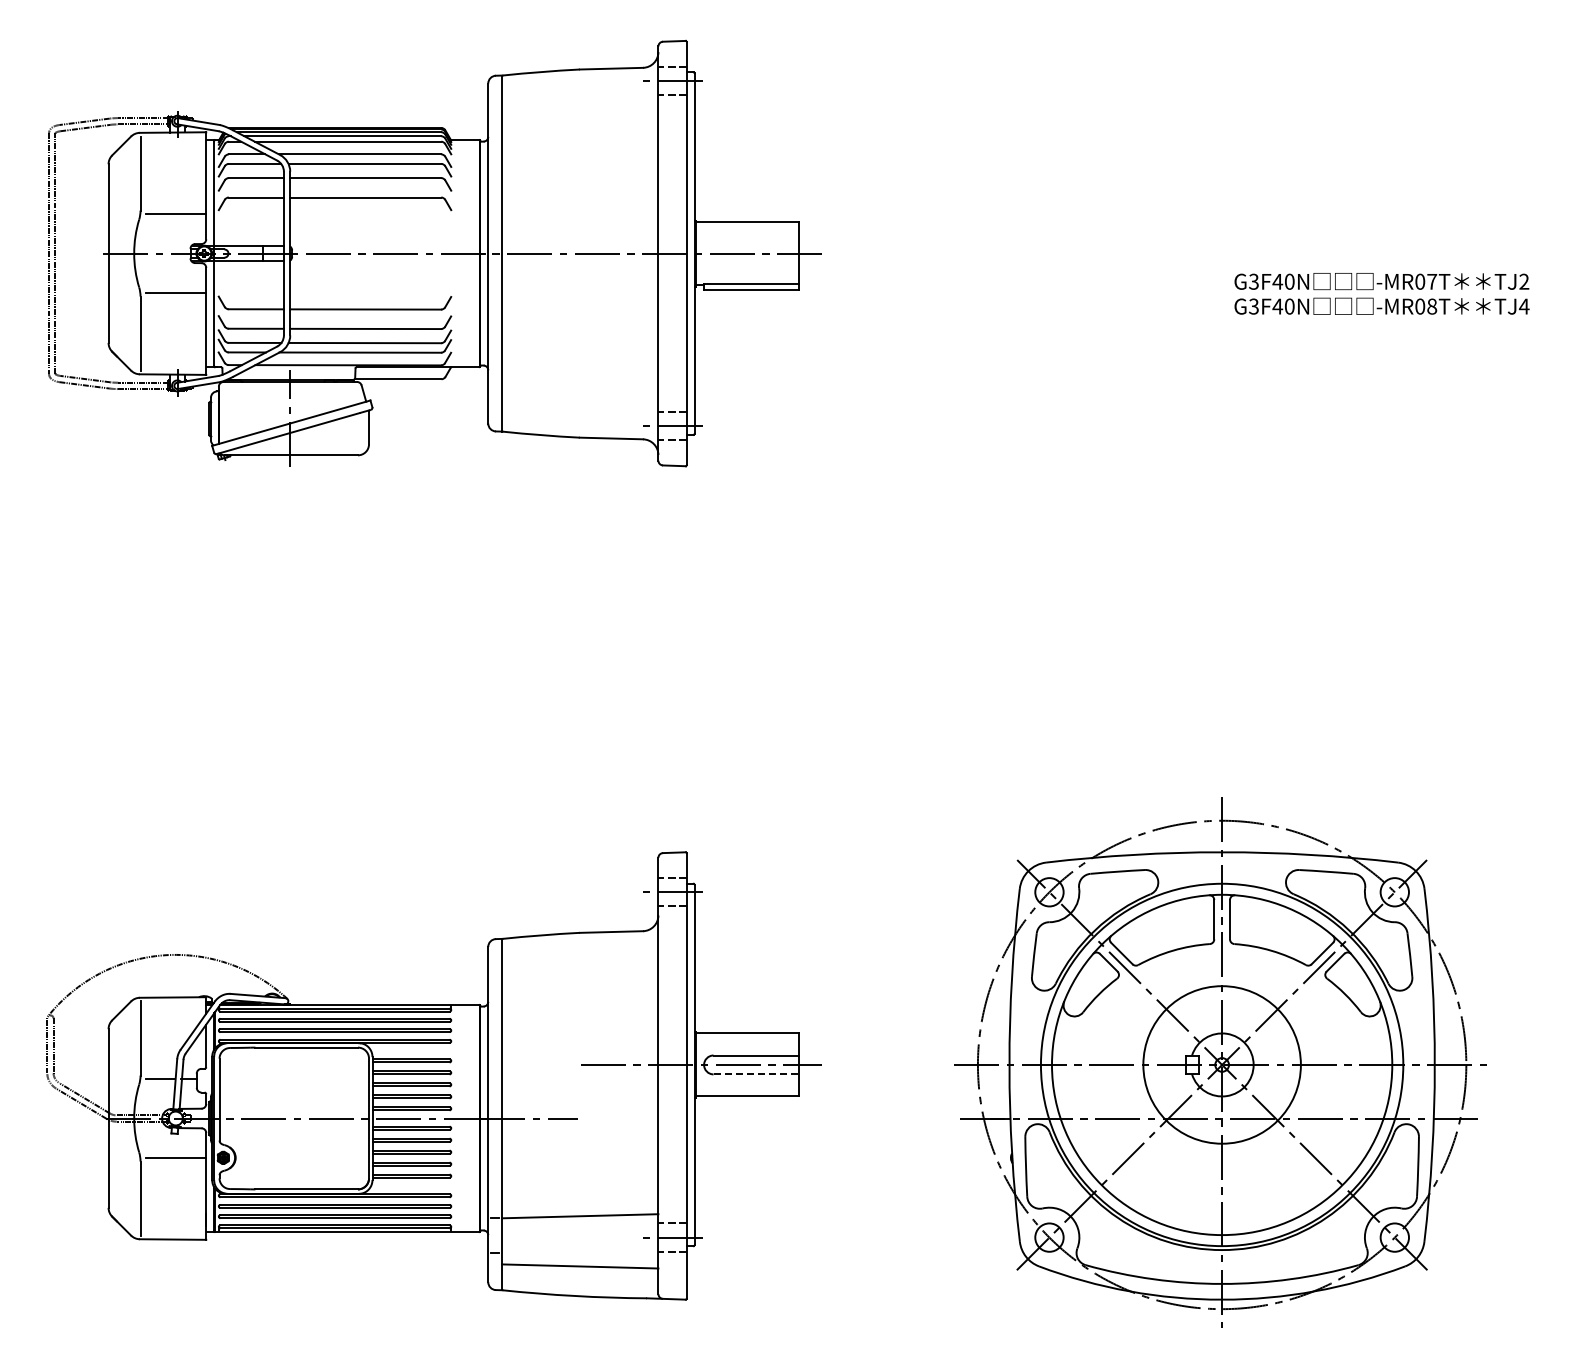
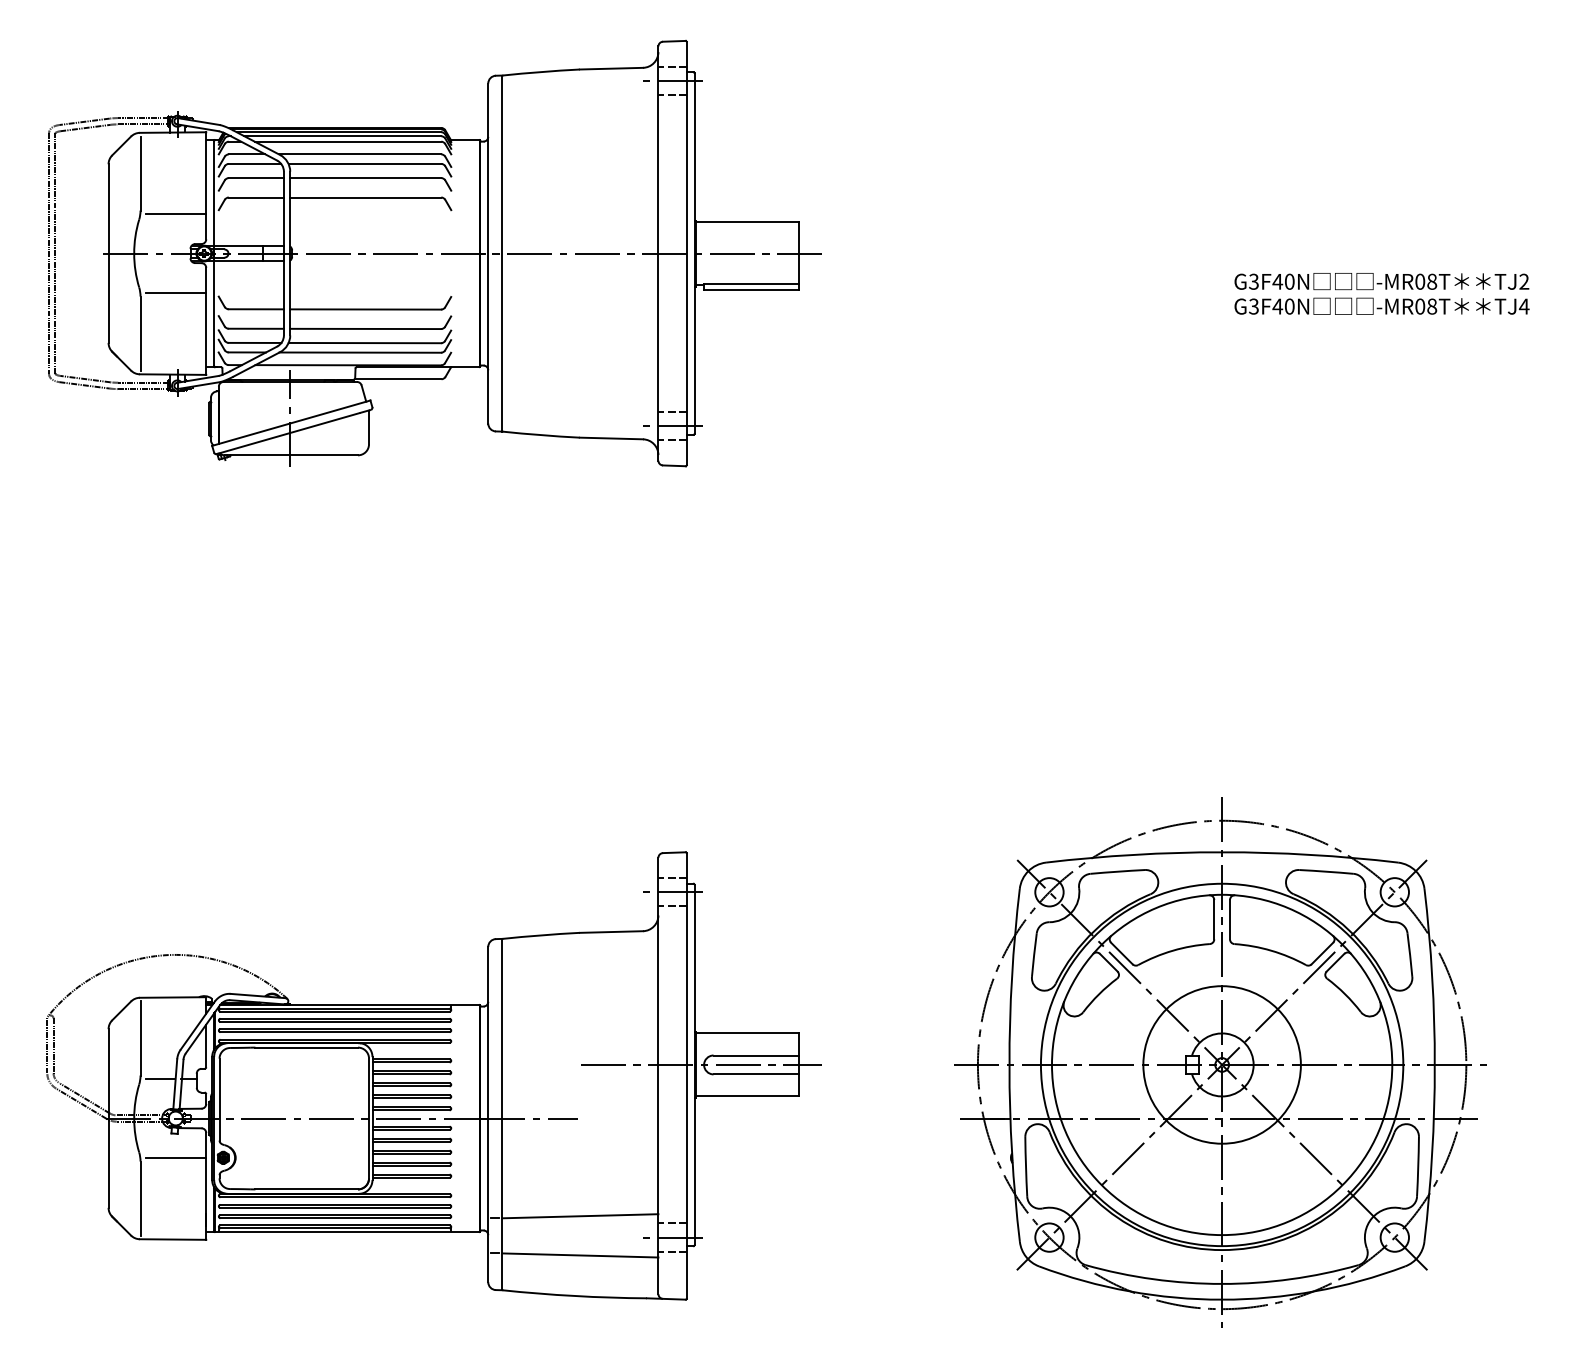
text: -MR07T -> -MR08T (1432, 281)
line: dashed -> solid (756, 1074)
line position: (580, 1266) -> (580, 1255) (580, 1255)
